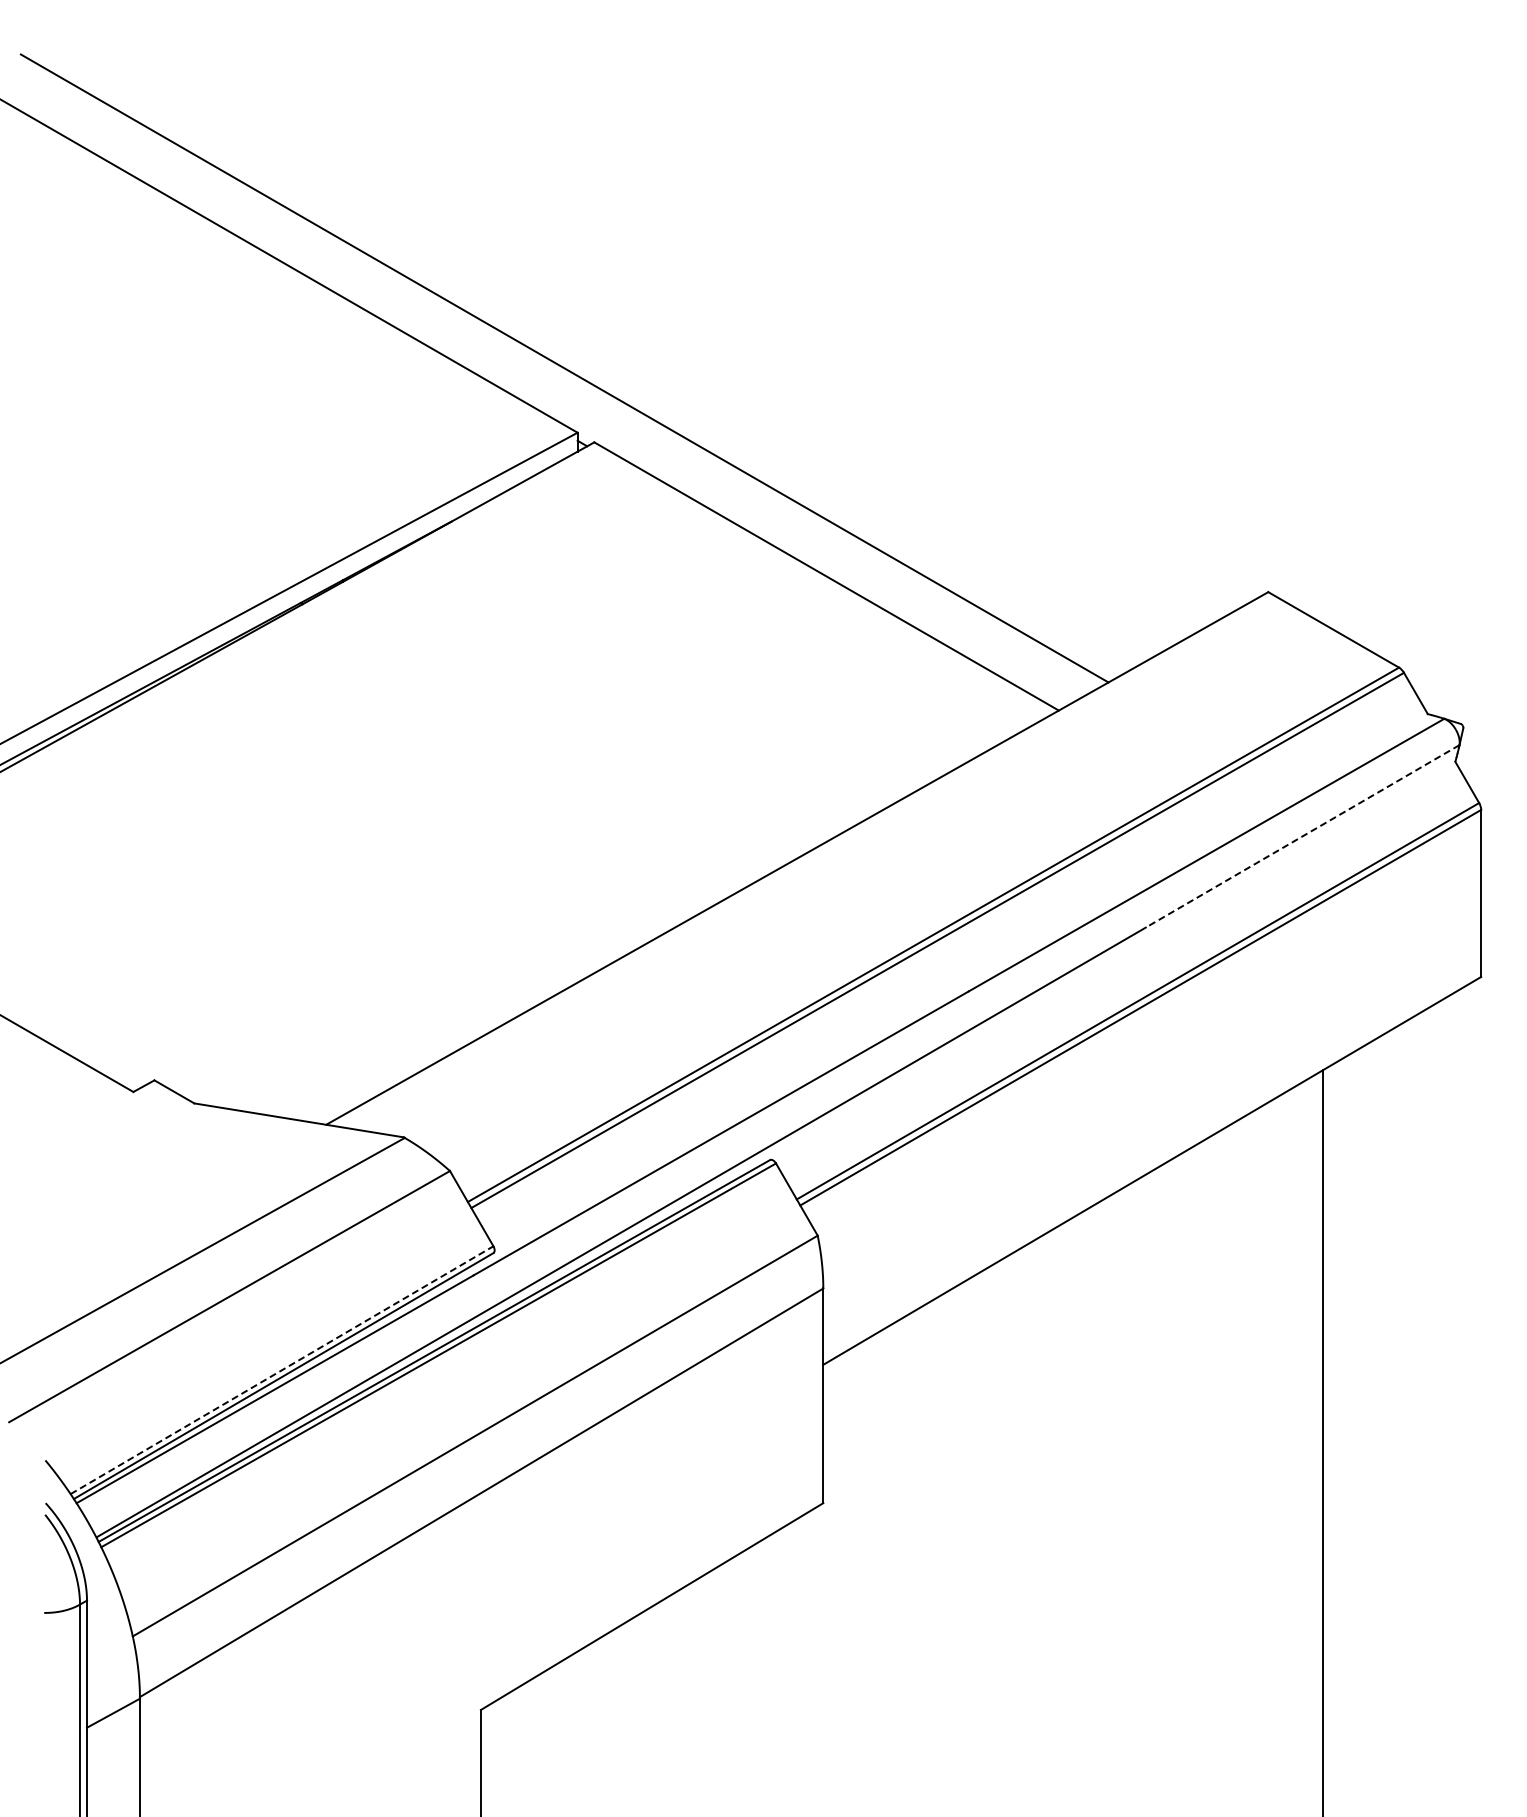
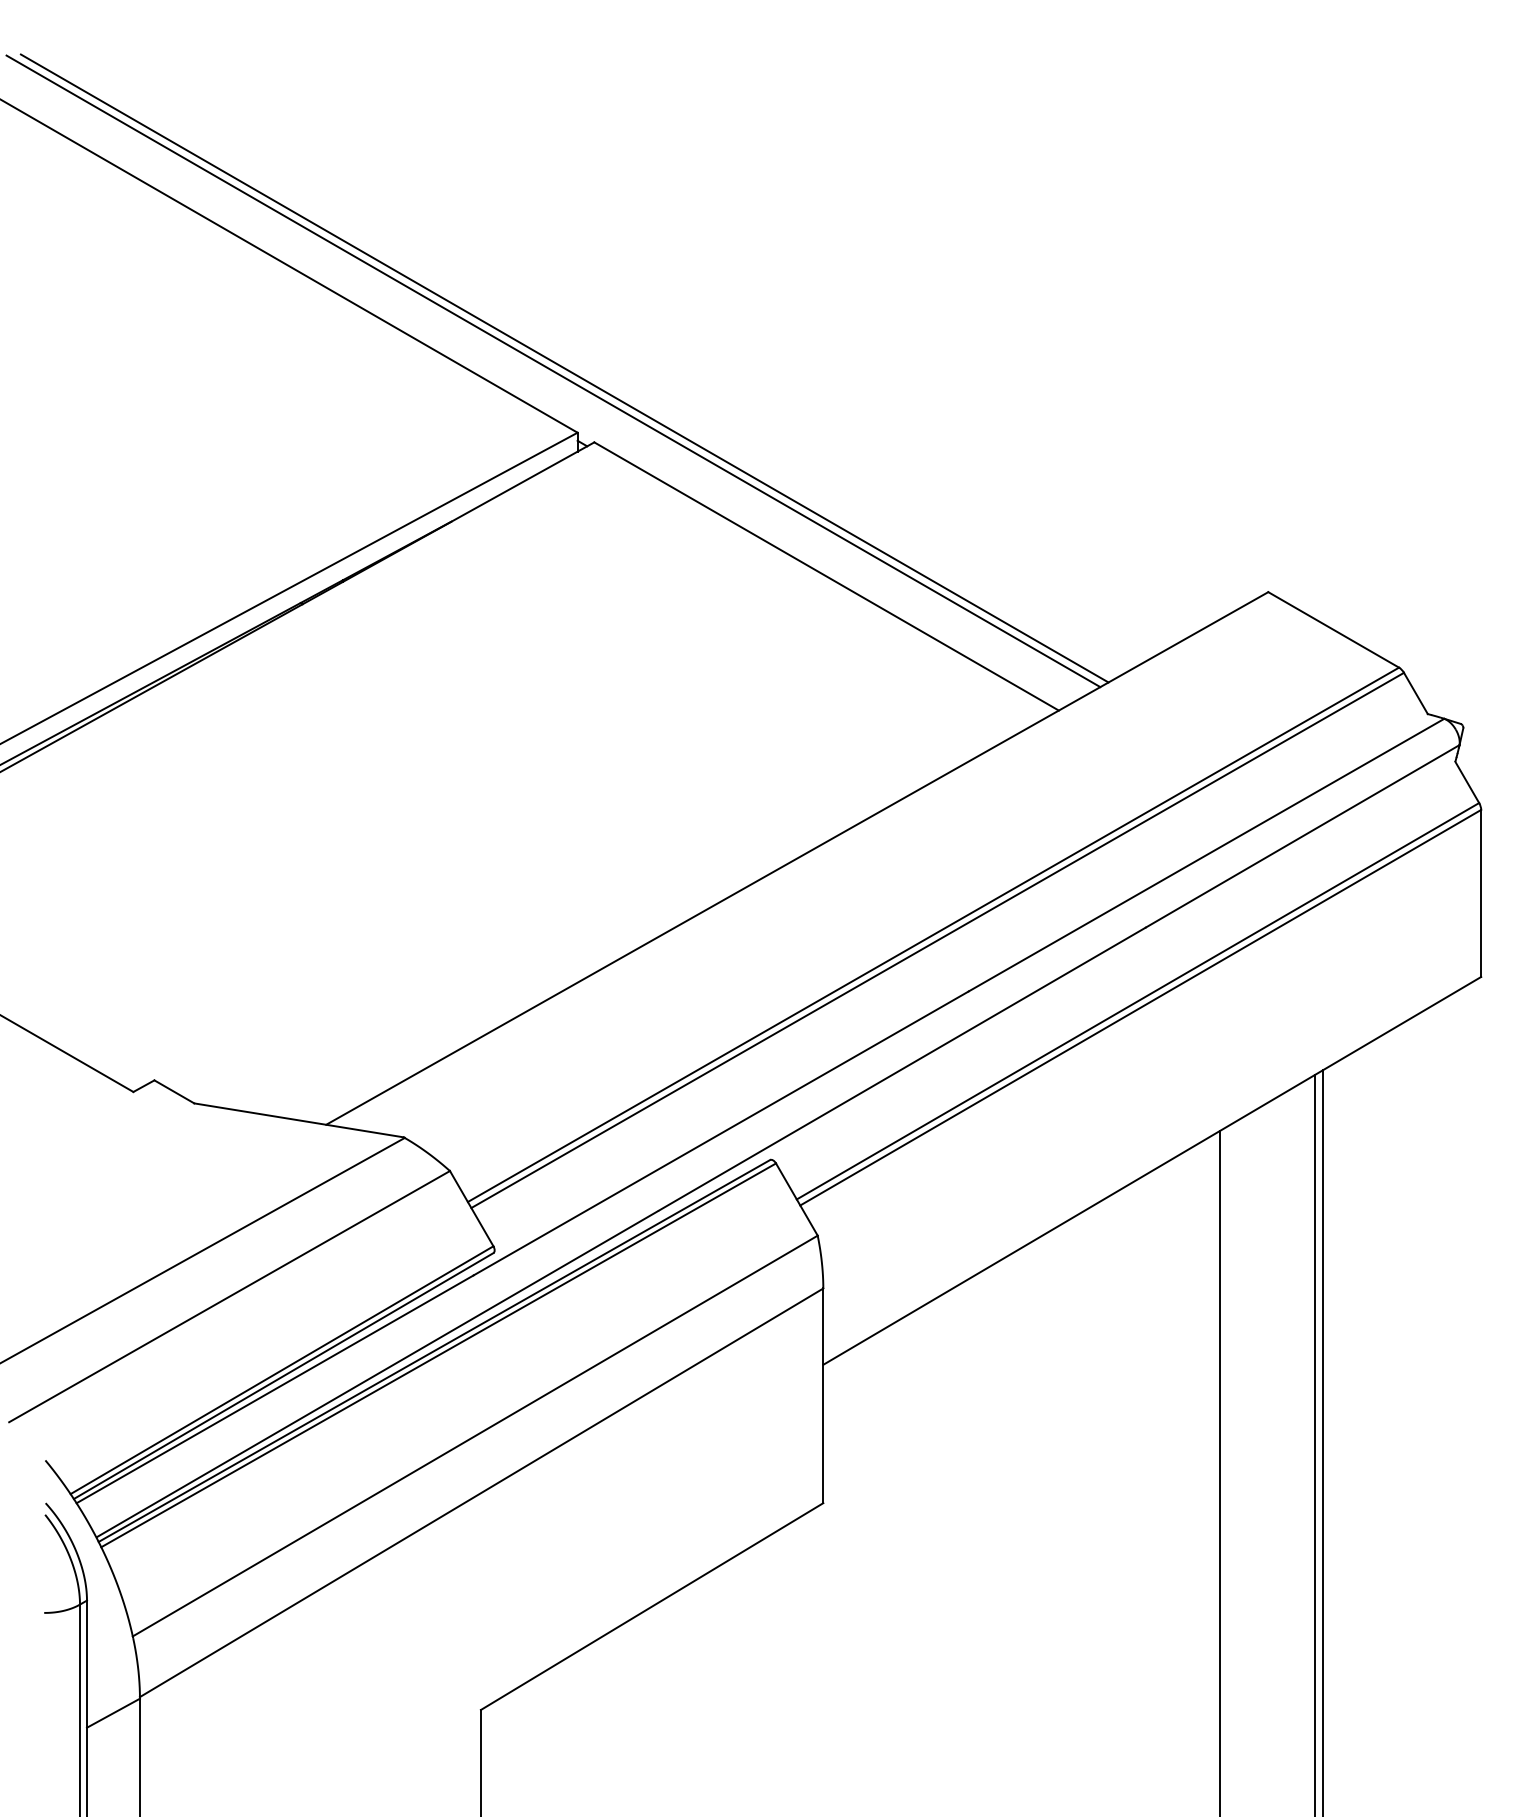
line: none -> present (553, 371)
line: dashed -> solid (1302, 836)
line: dashed -> solid (282, 1369)
line: none -> present (1314, 1443)
line: none -> present (1219, 1472)
